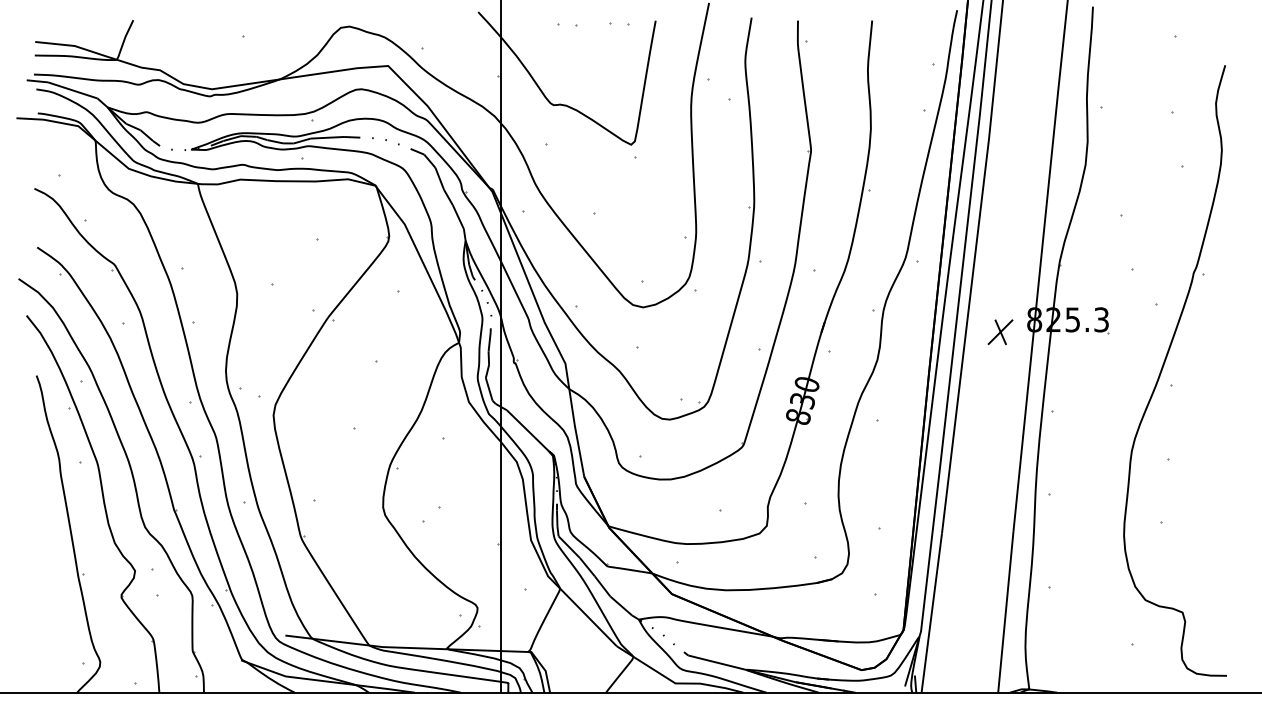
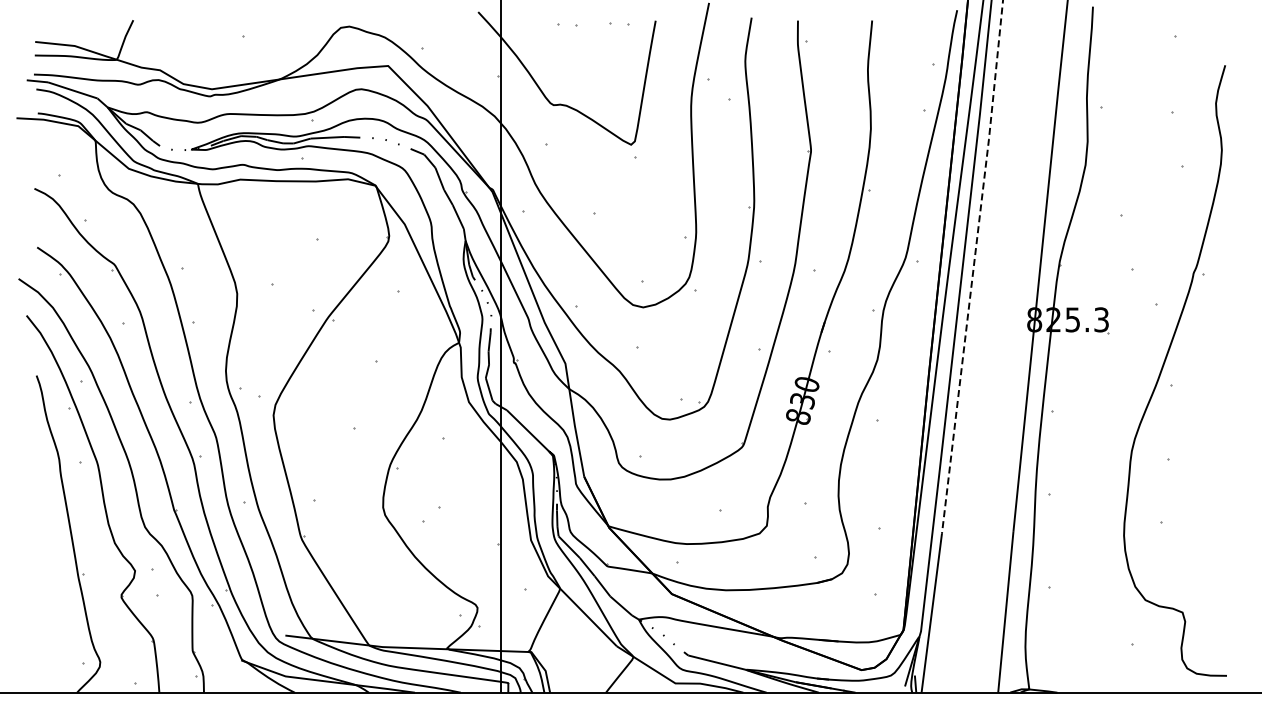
line: solid -> dashed (973, 267)
part: present -> none (1000, 332)
